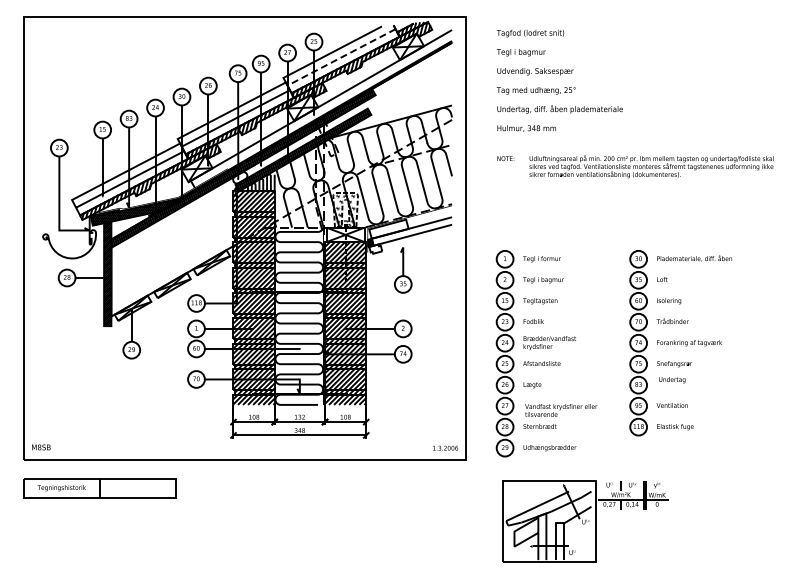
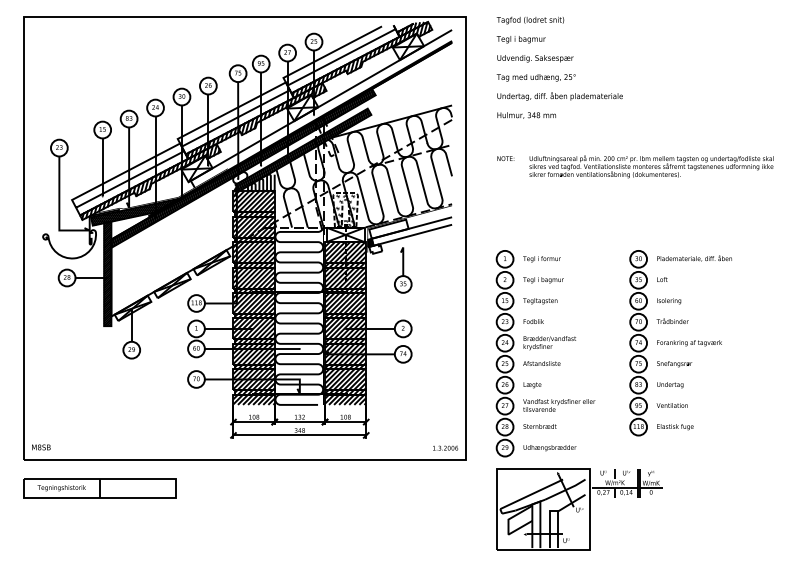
line: dashed -> solid (341, 57)
text position: (559, 80) -> (559, 67) (559, 67)
text position: (672, 380) -> (670, 385) (670, 385)
text position: (561, 410) -> (559, 405) (559, 405)
part position: (585, 521) -> (579, 509) (579, 509)
